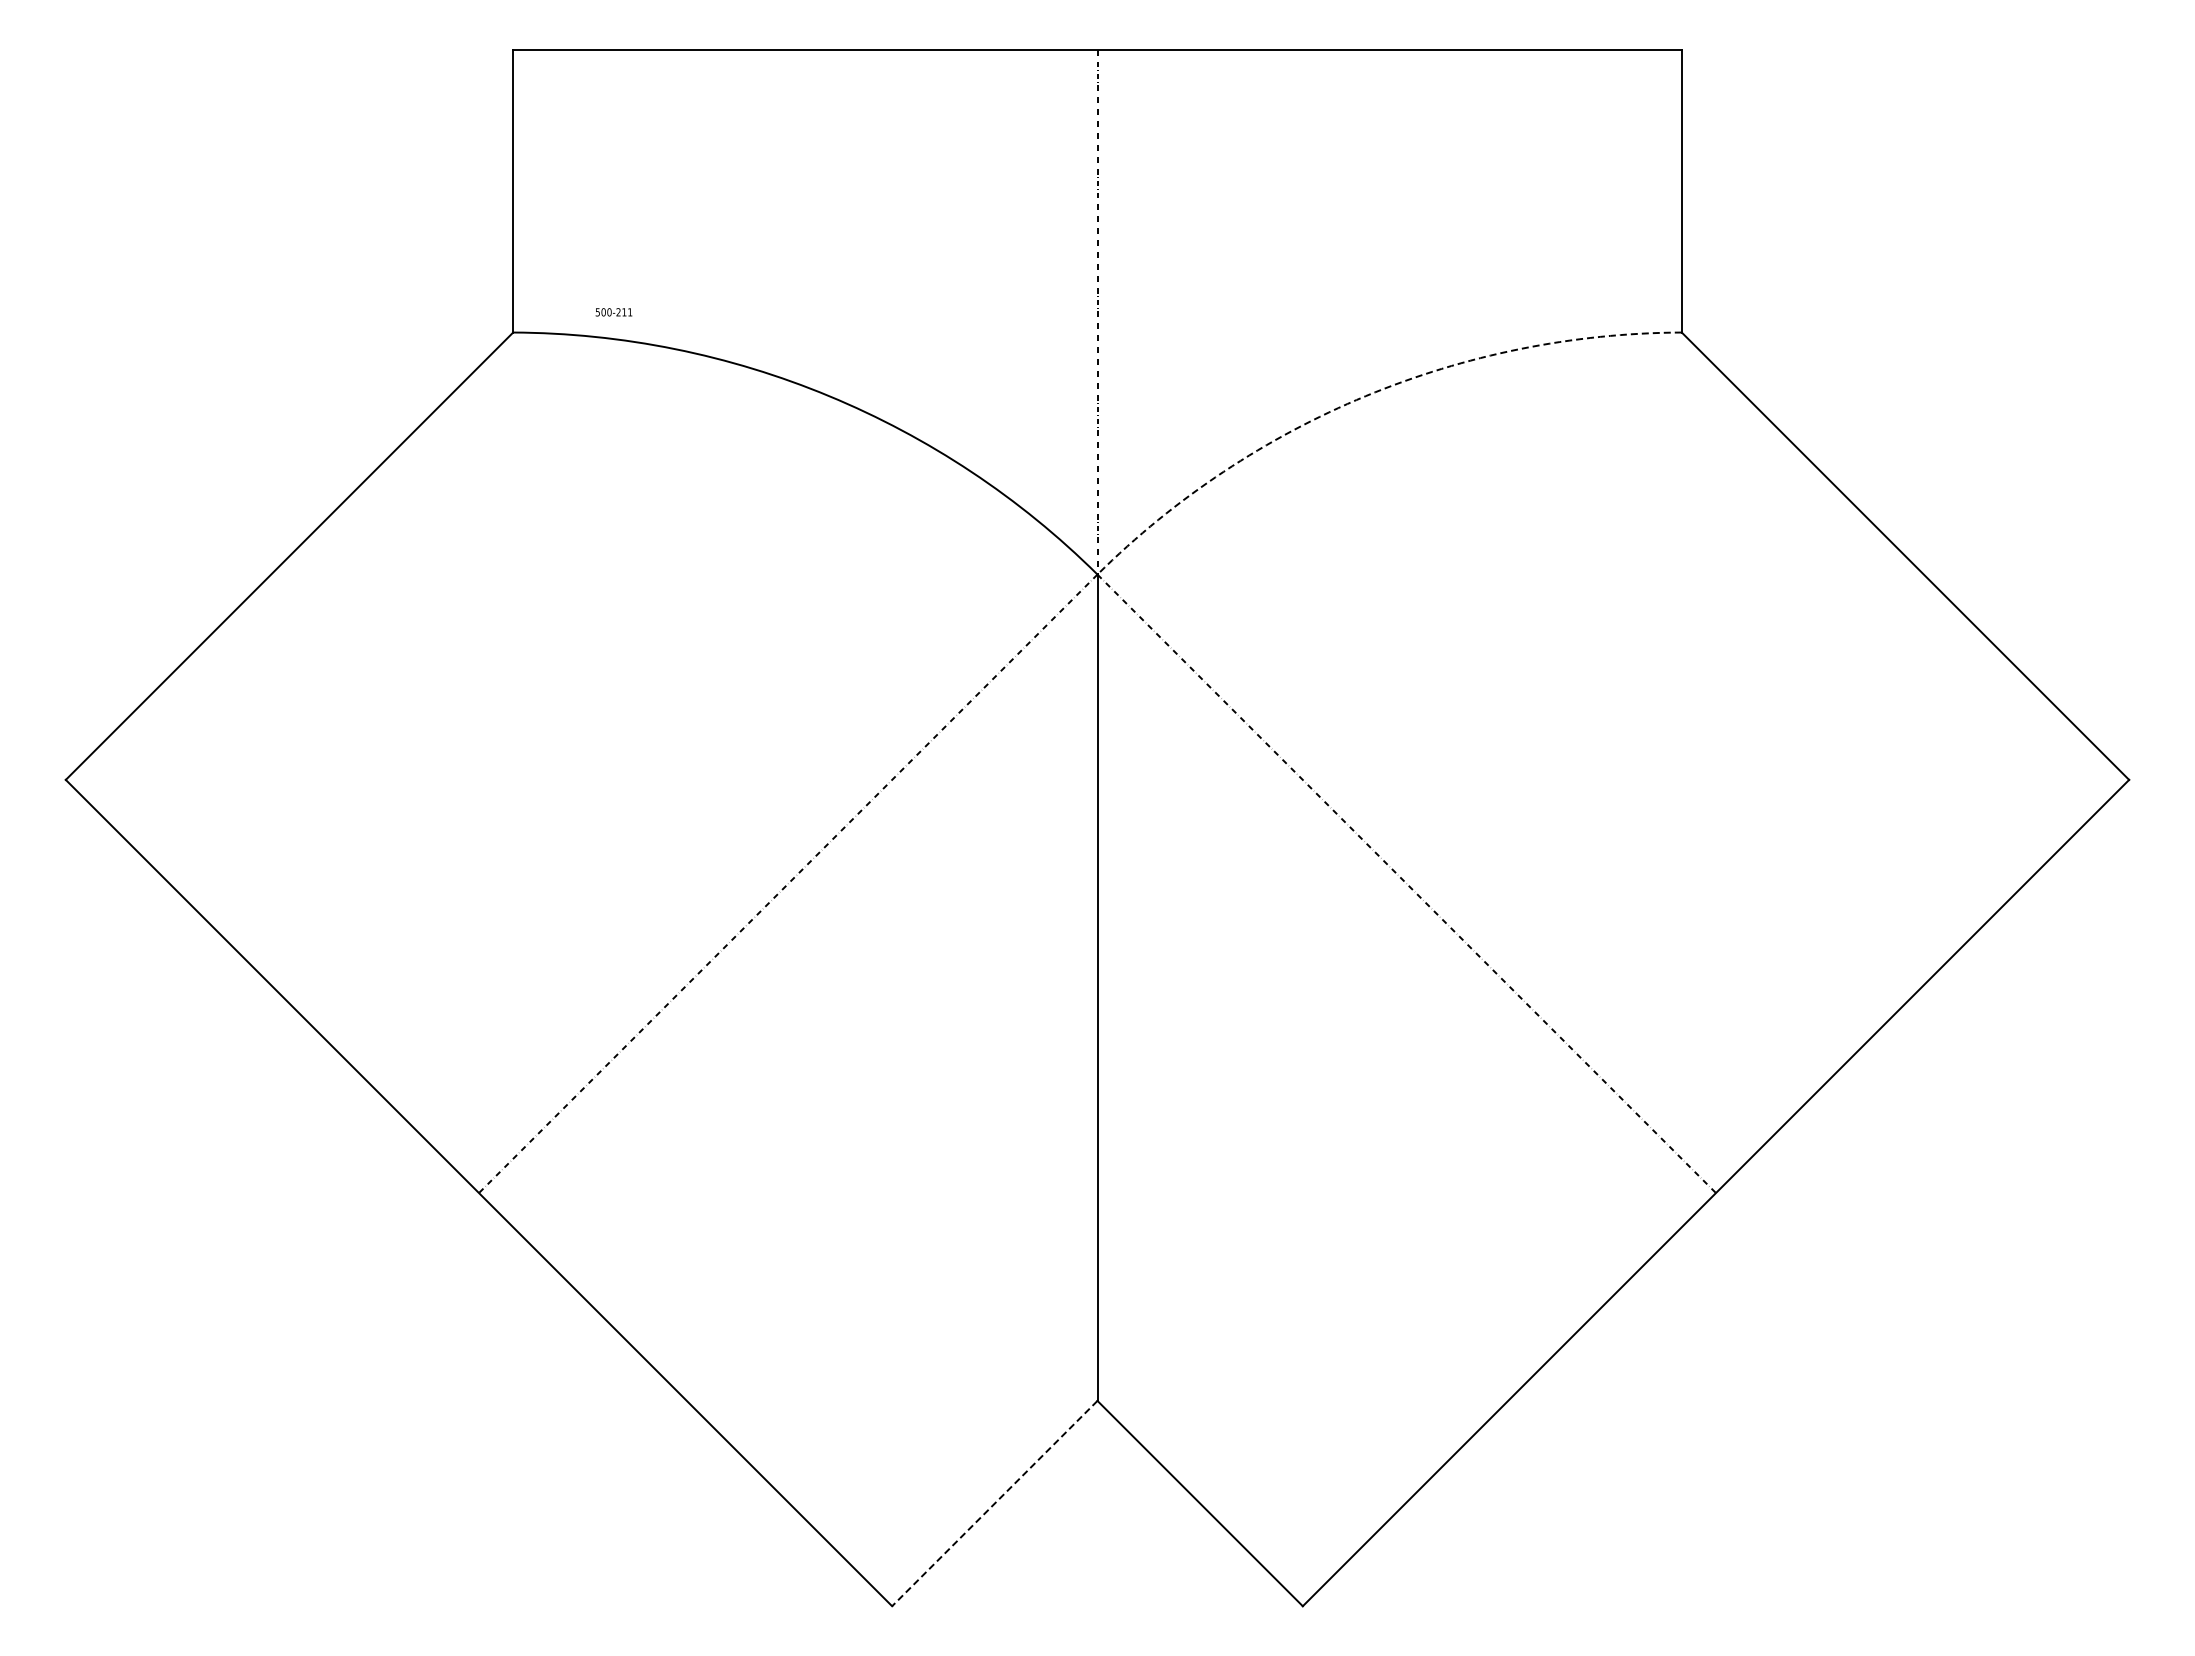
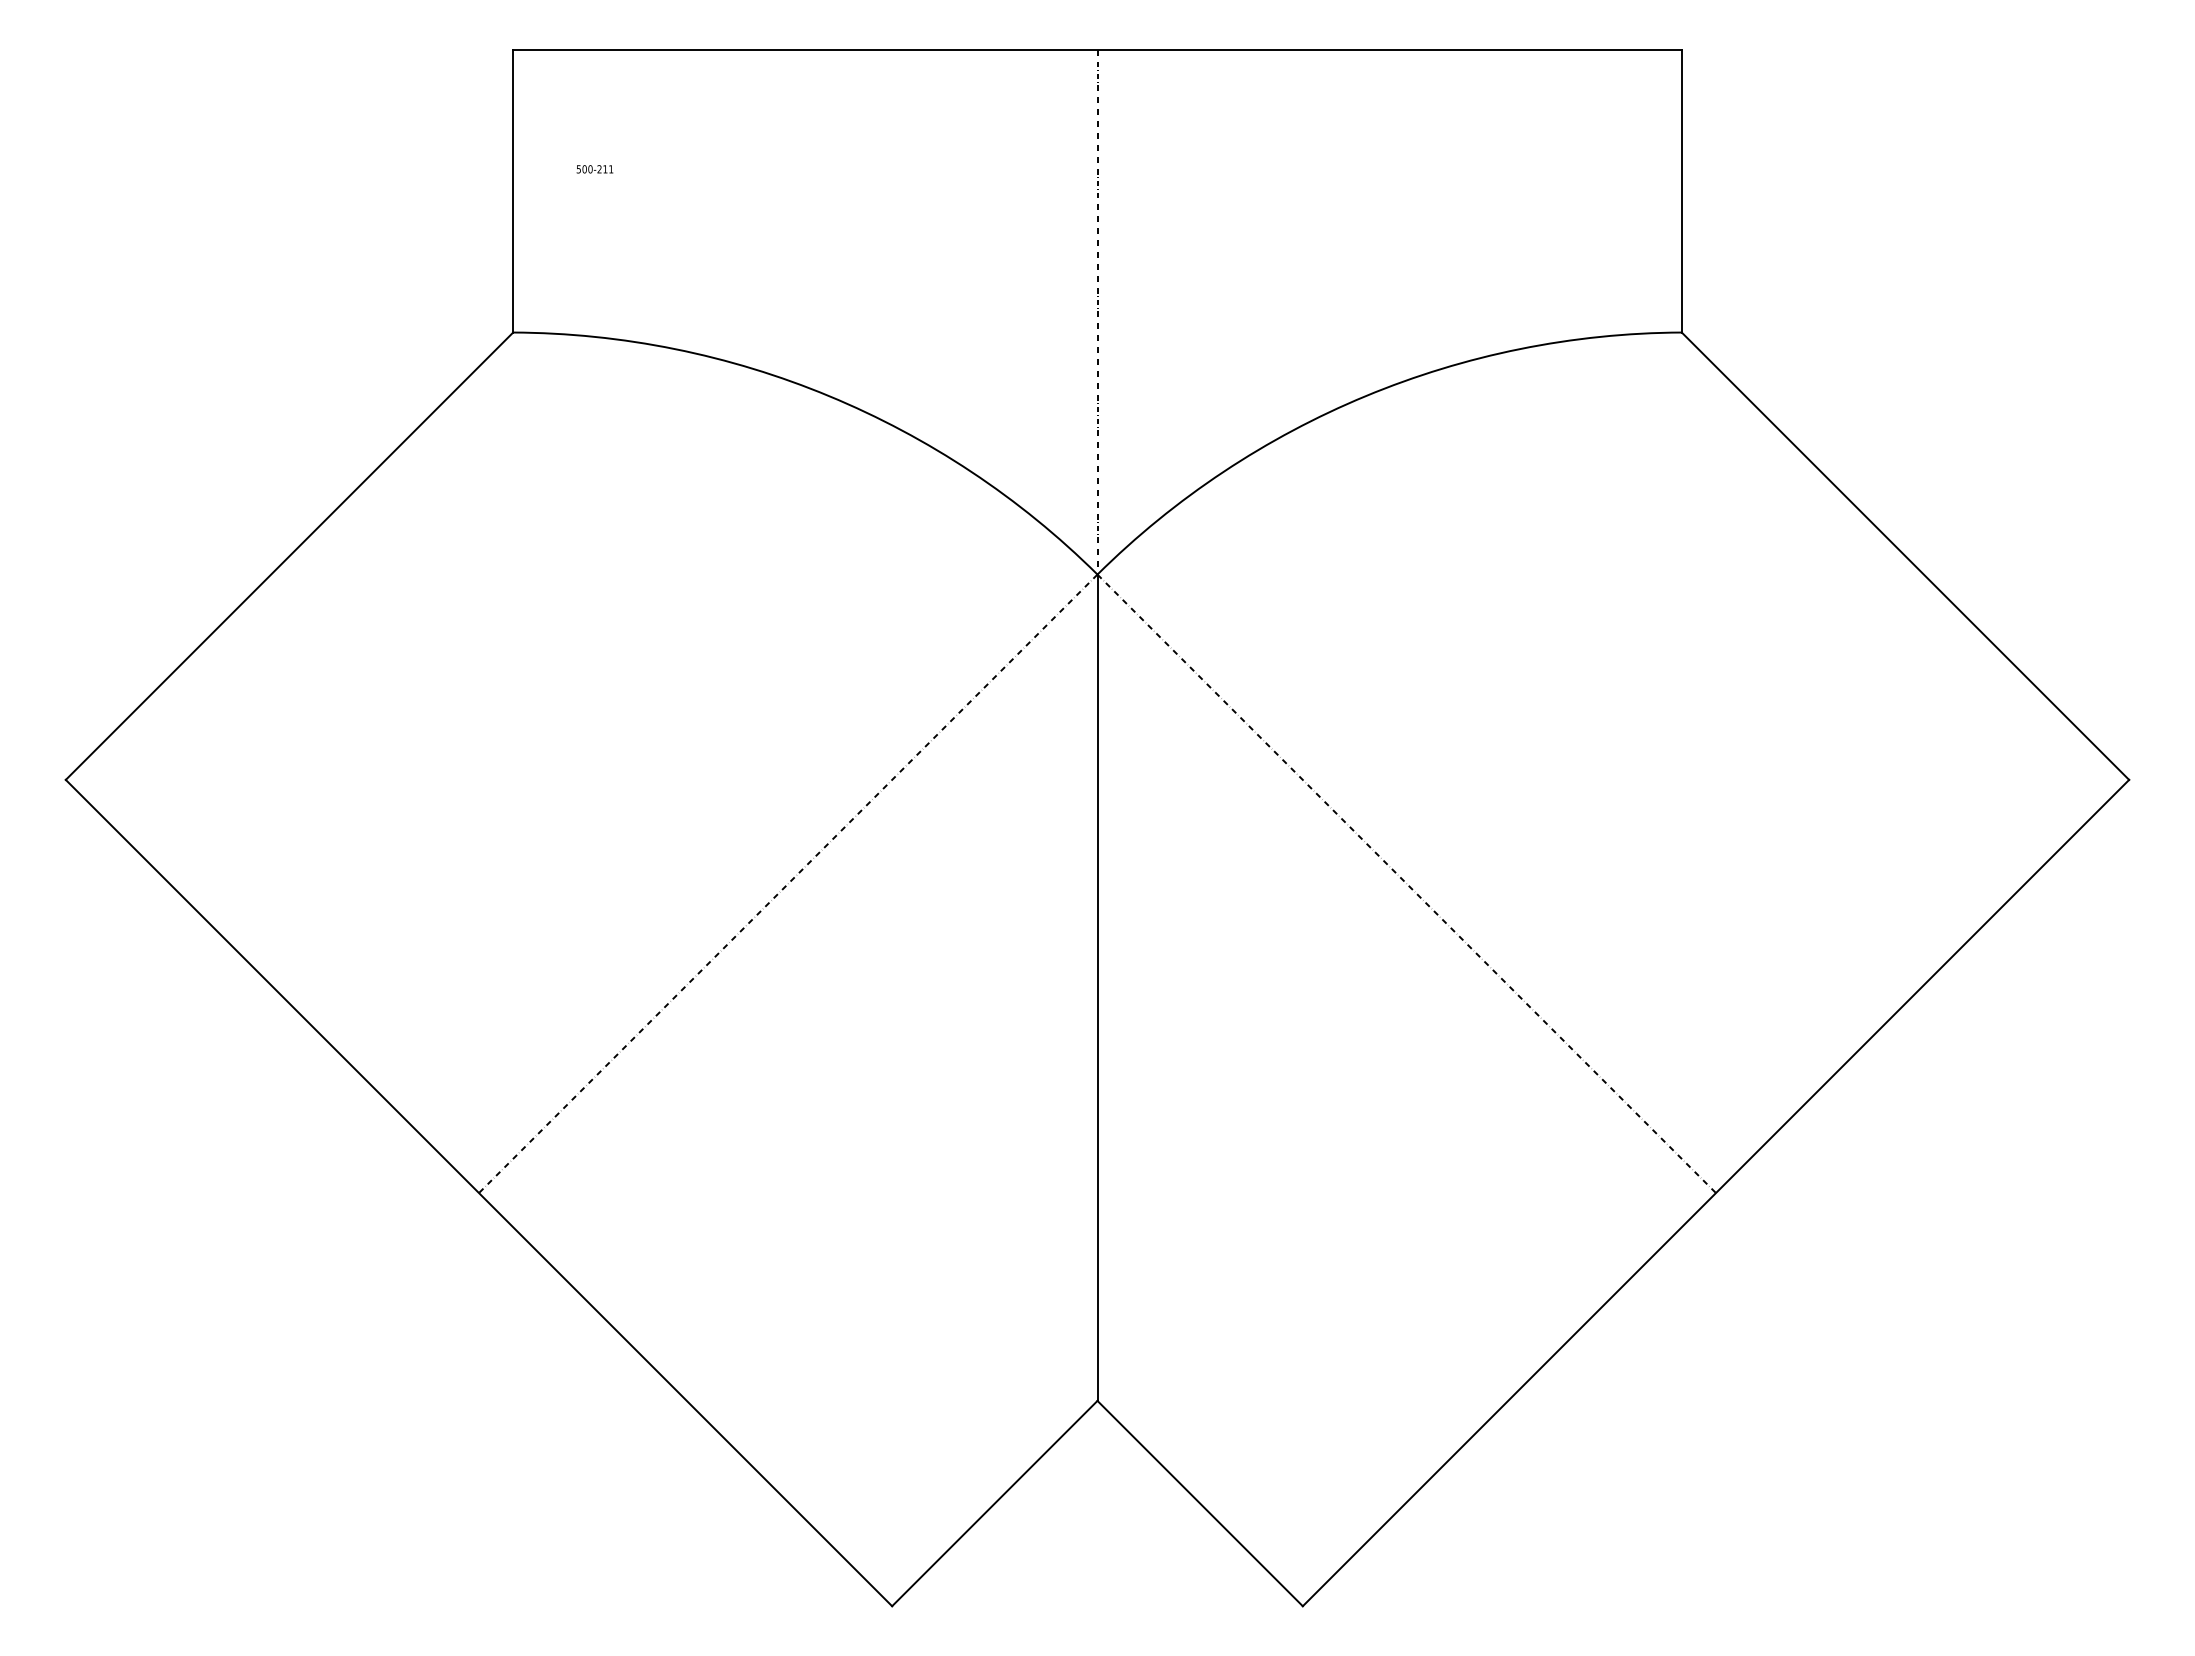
text position: (613, 312) -> (594, 169) (594, 169)
arc: dashed -> solid (1365, 396)
line: dashed -> solid (994, 1503)
